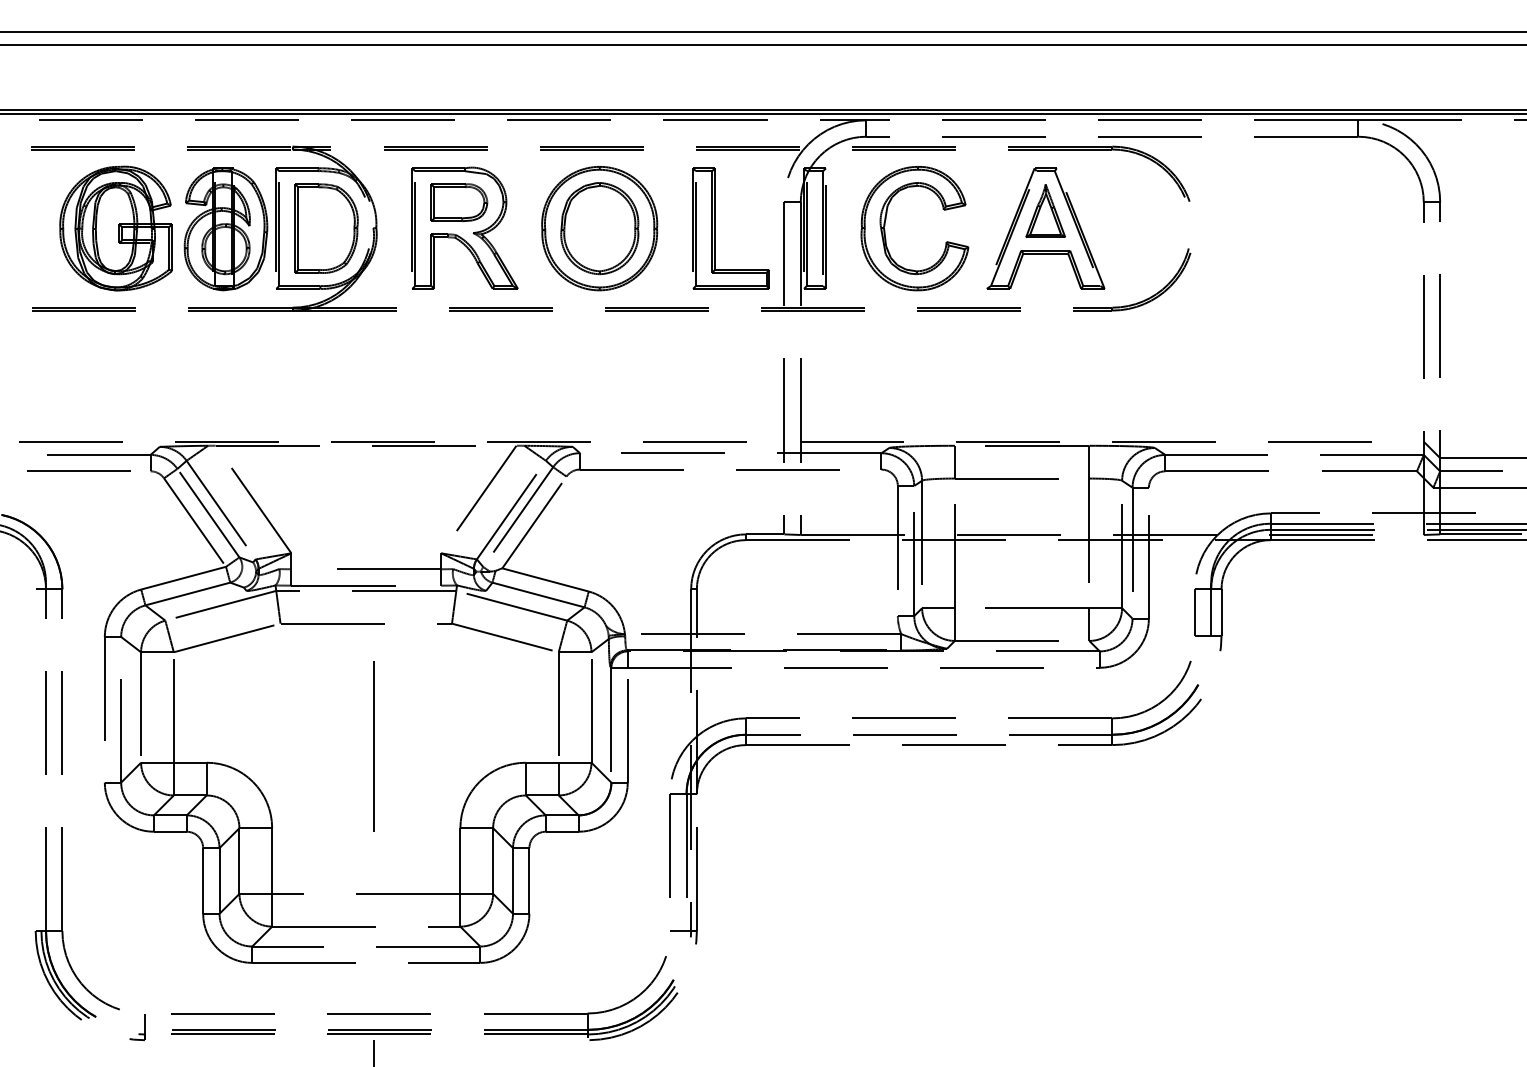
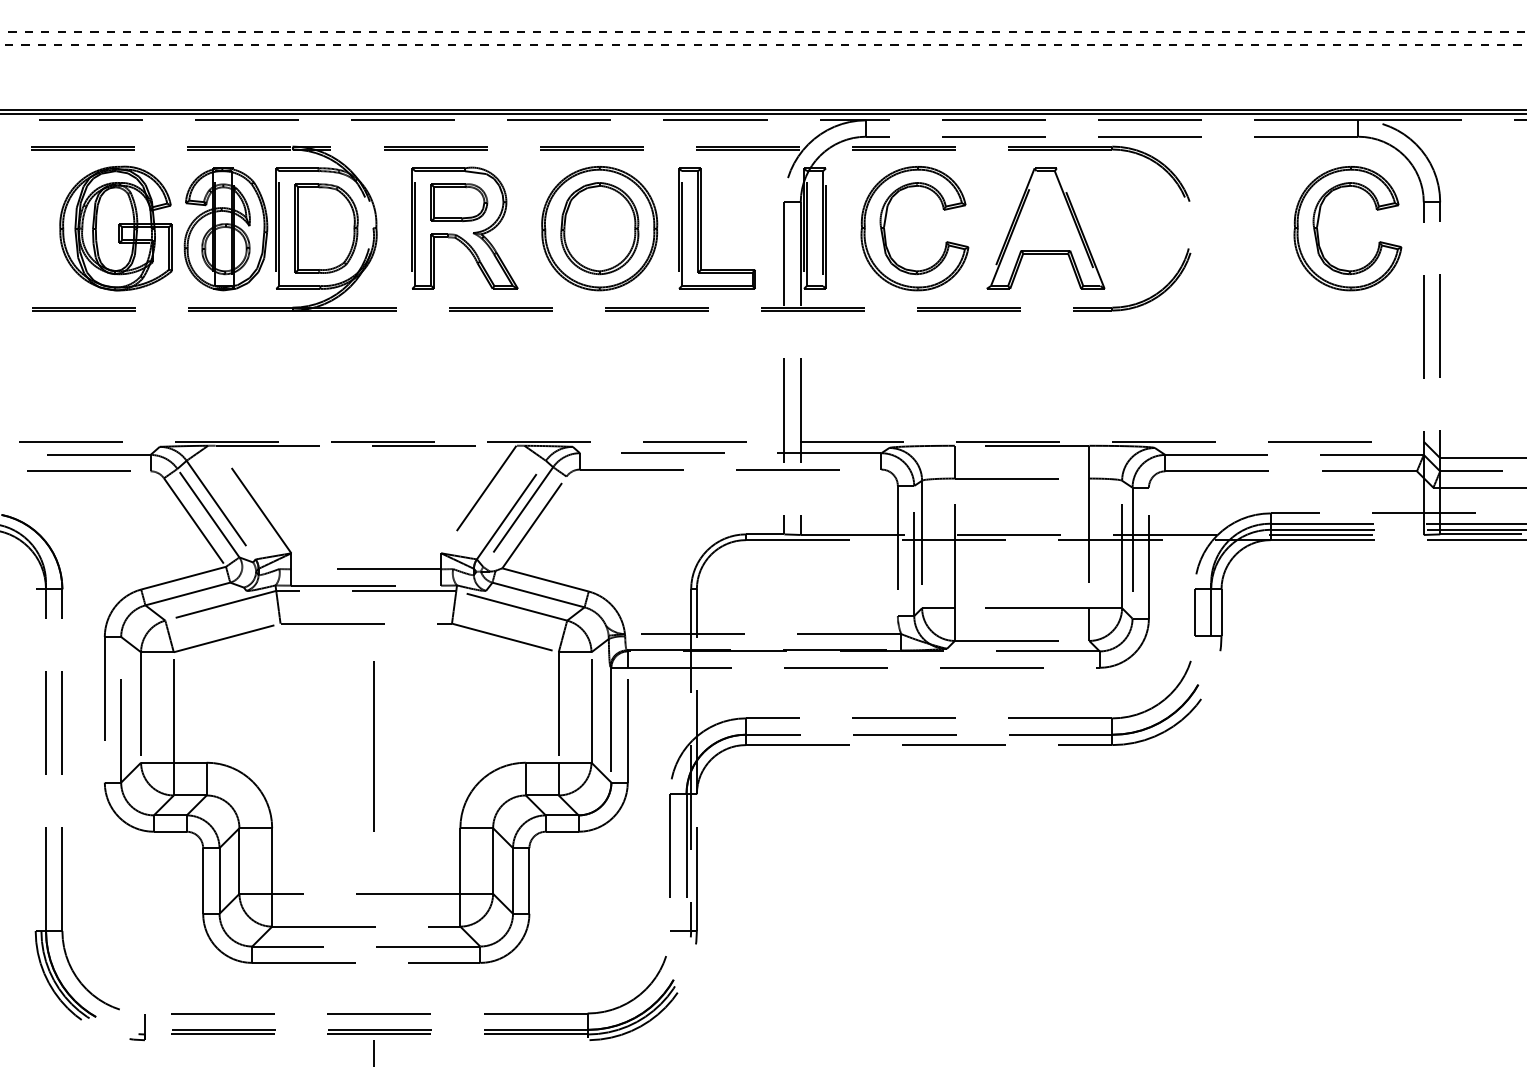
line: solid -> dashed (764, 31)
line: solid -> dashed (764, 44)
part: present -> none (1045, 210)
part position: (715, 228) -> (701, 228) (701, 228)
part: none -> present (1318, 229)
